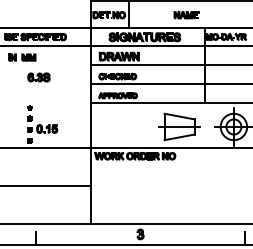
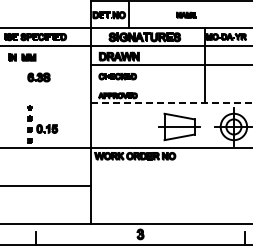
part size: 27x9 px -> 21x8 px (186, 14)
line: present -> none (170, 84)
line: solid -> dashed (172, 103)
